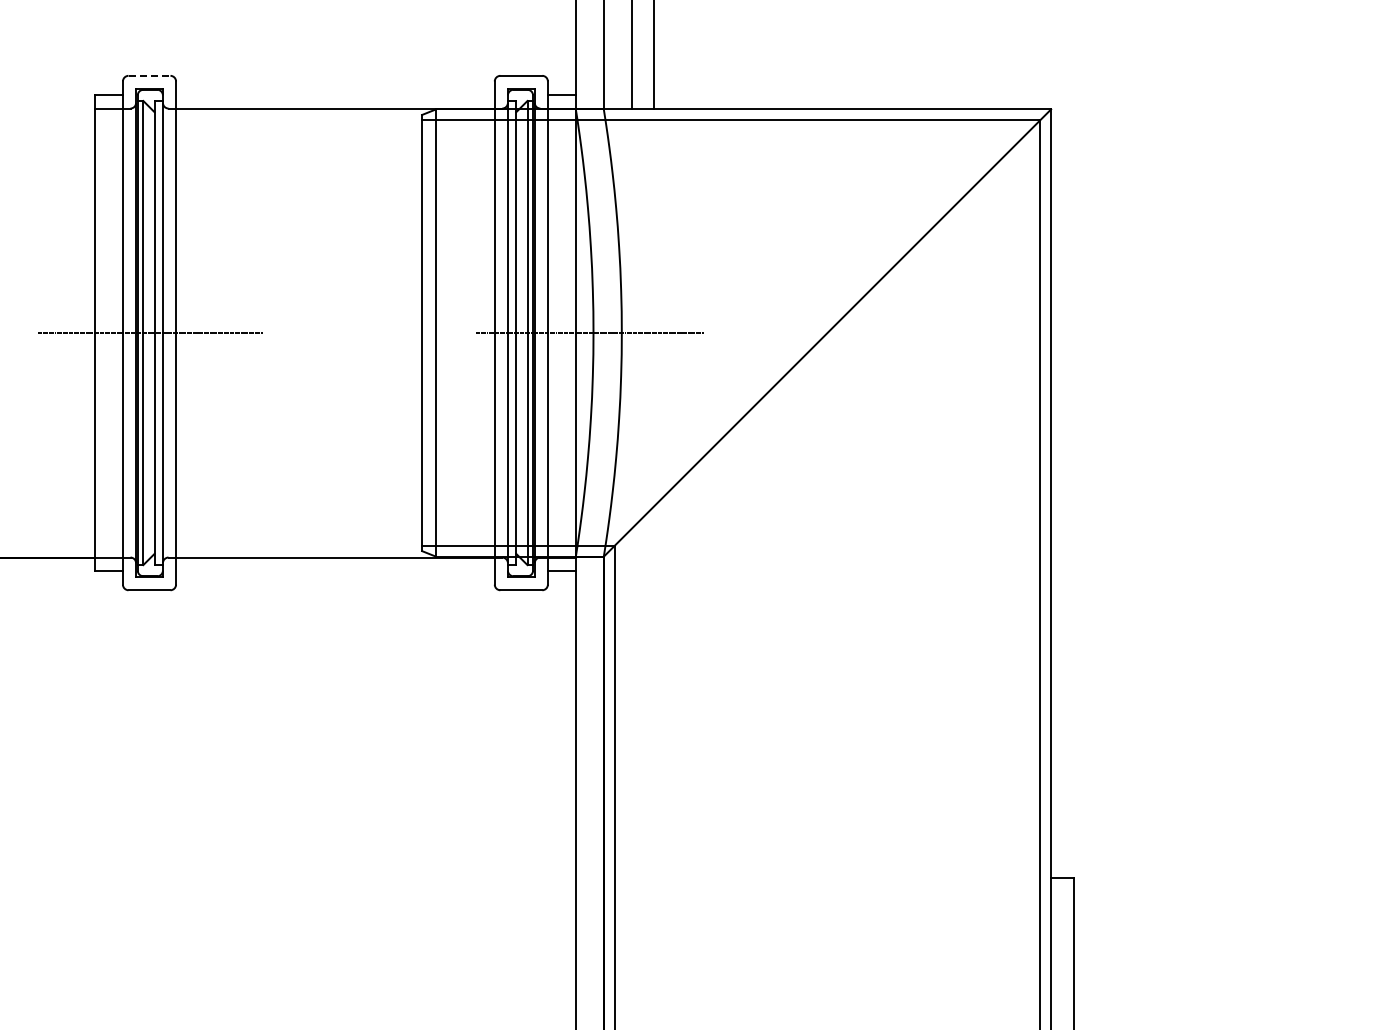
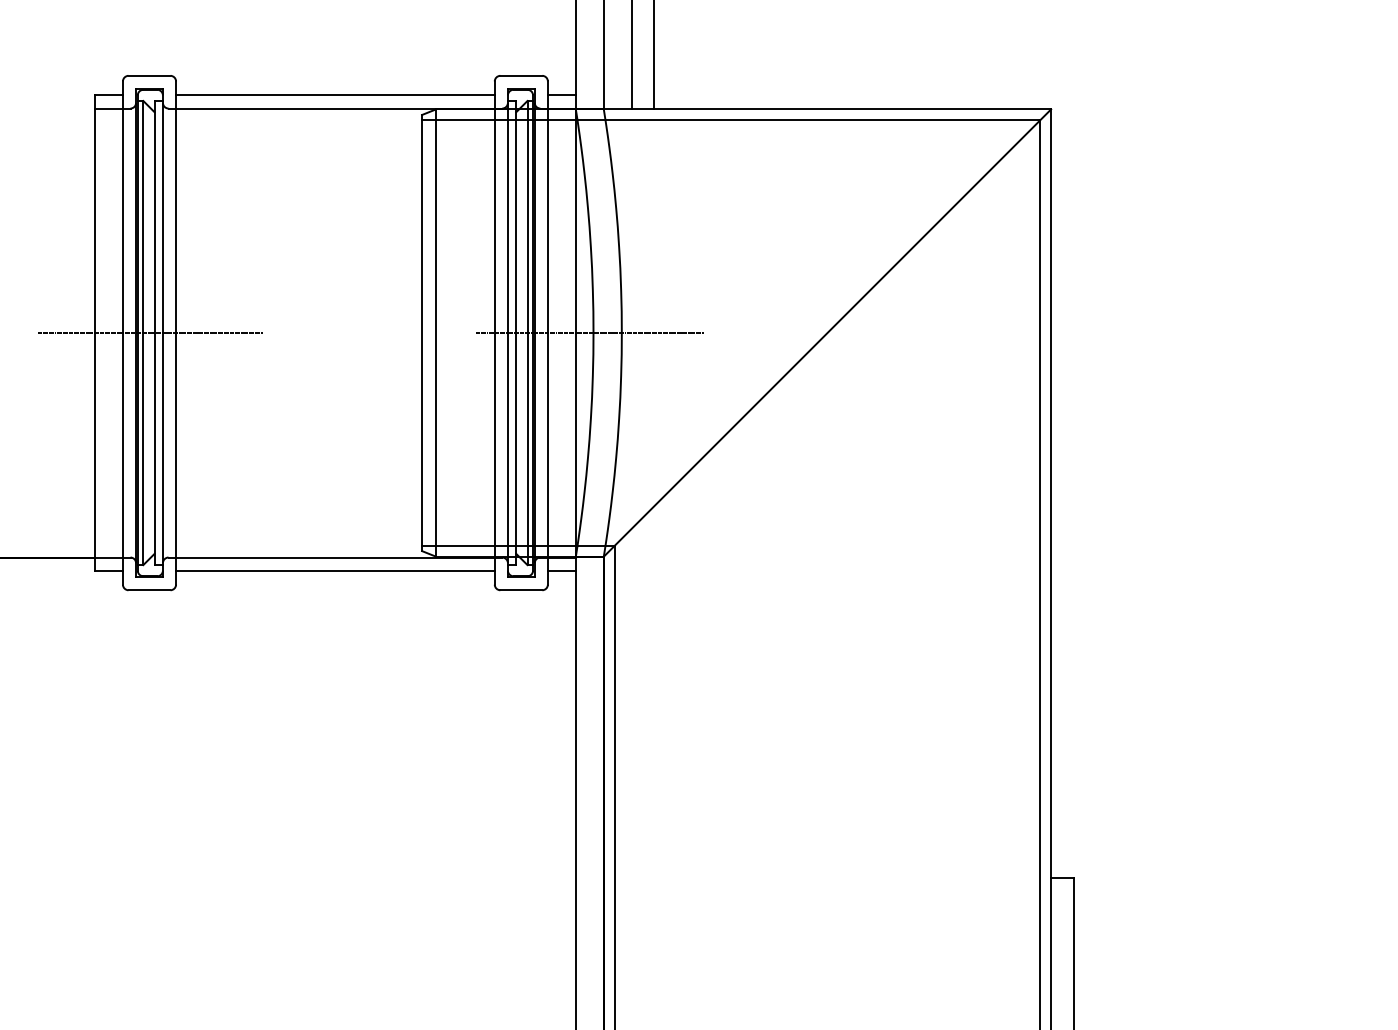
line: dashed -> solid (149, 75)
line: none -> present (335, 95)
line: none -> present (335, 570)
